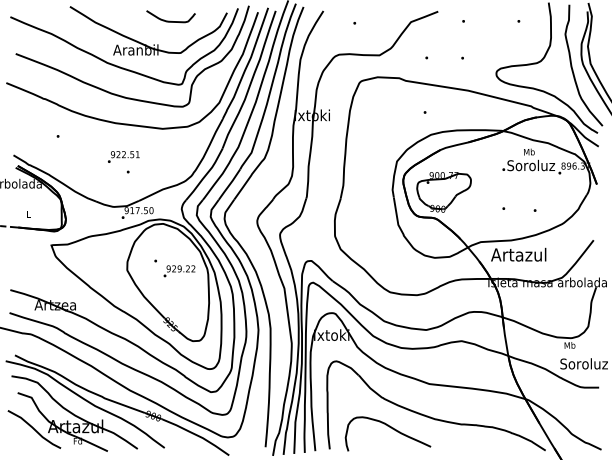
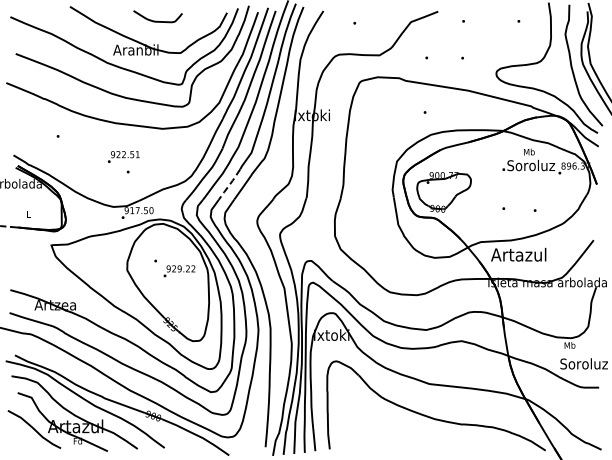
curve position: (170, 20) -> (157, 20) (157, 20)
line: solid -> dashed (229, 185)
curve: present -> none (390, 428)
